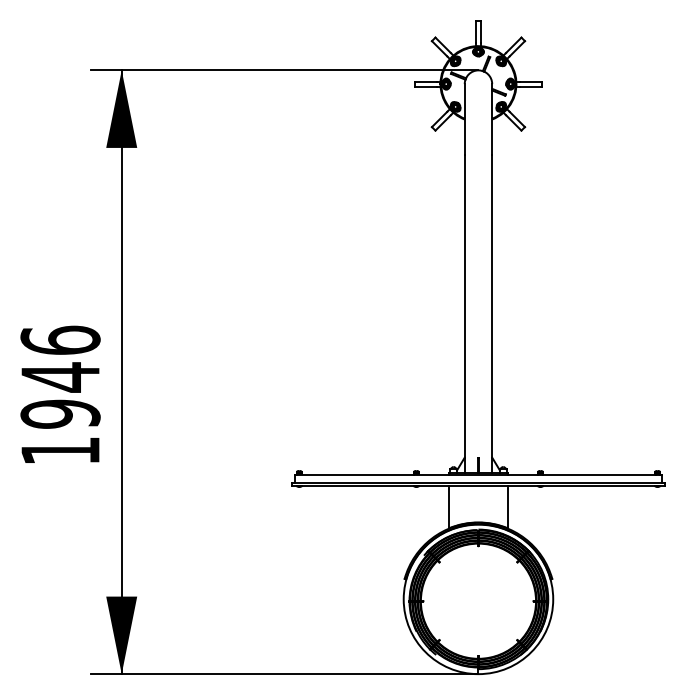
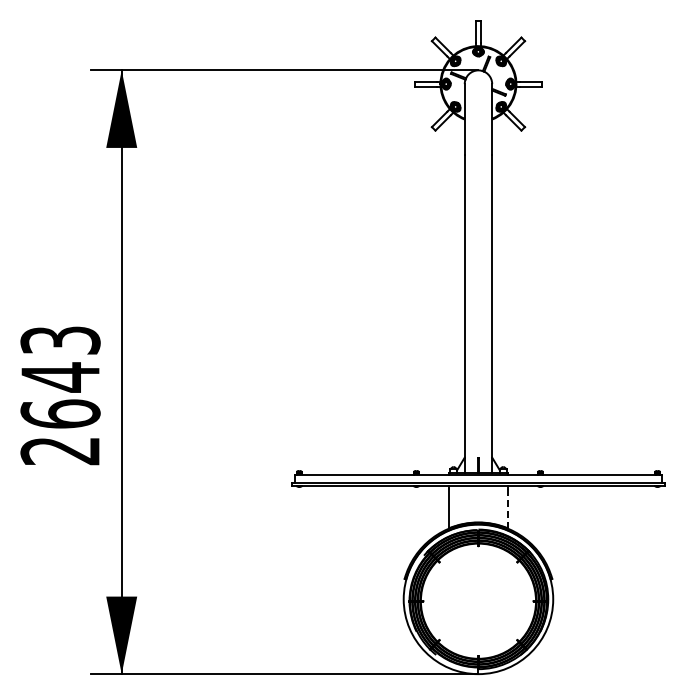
text: 1946 -> 2643 (60, 395)
line: solid -> dashed (507, 509)
